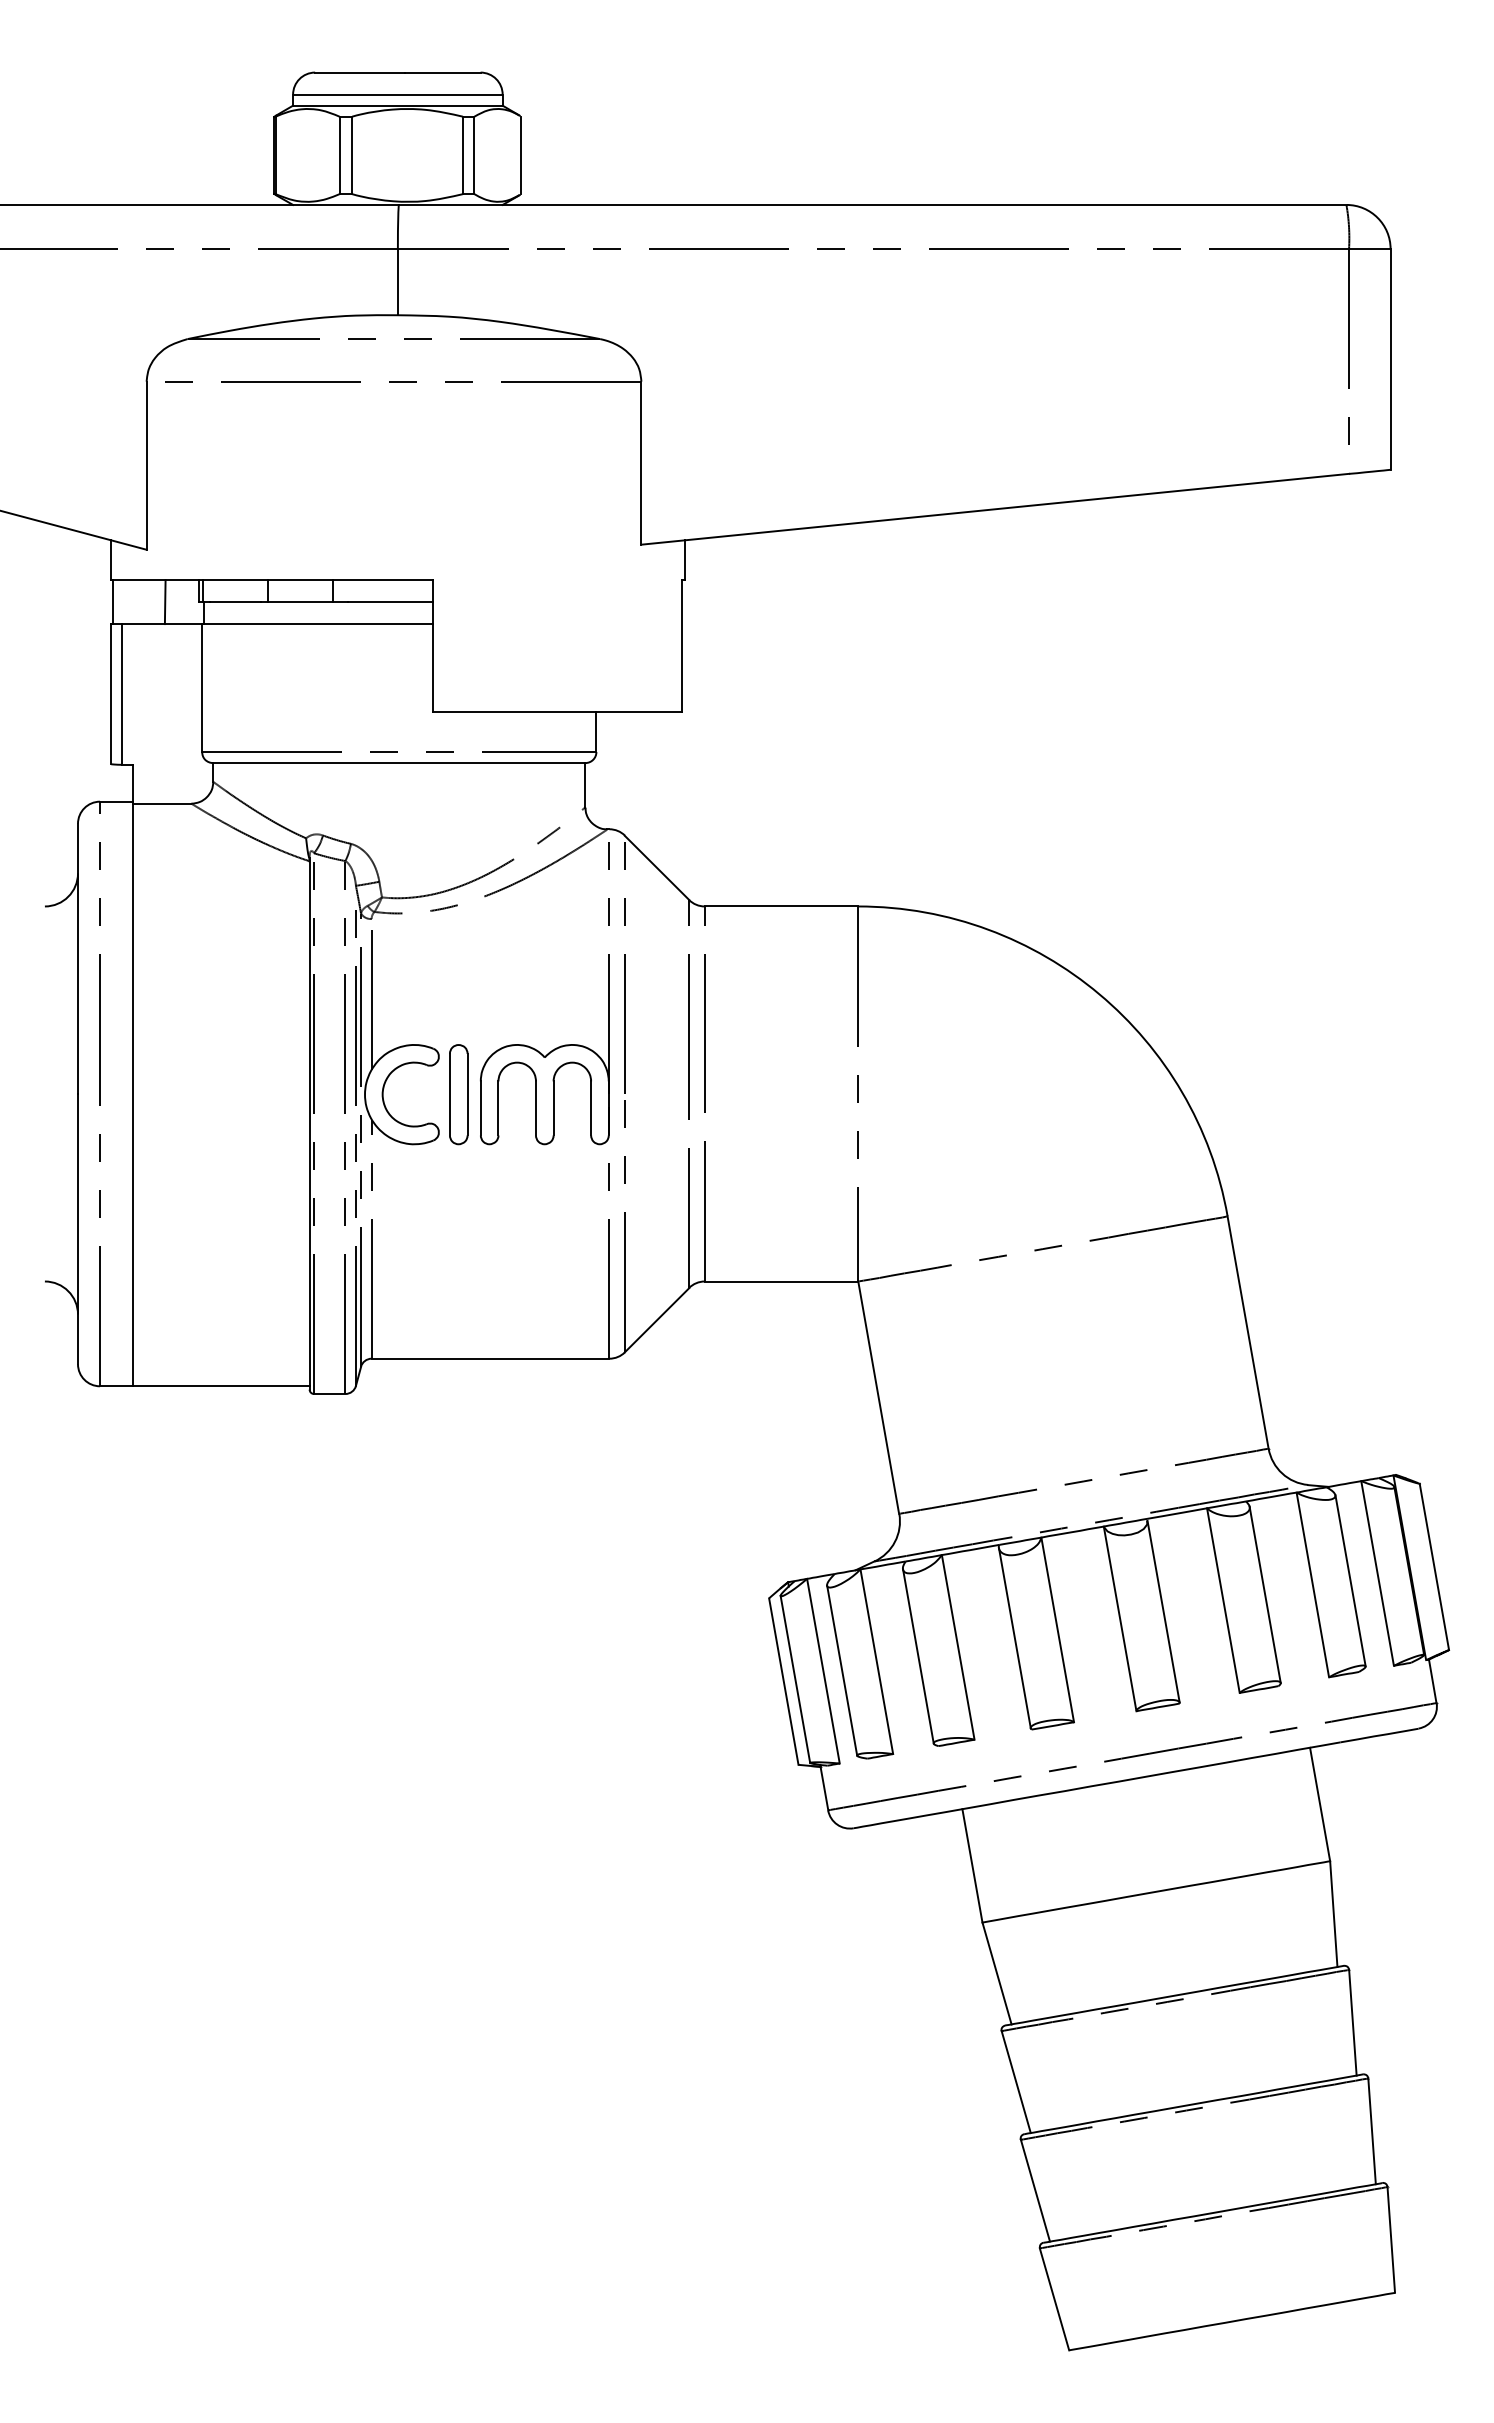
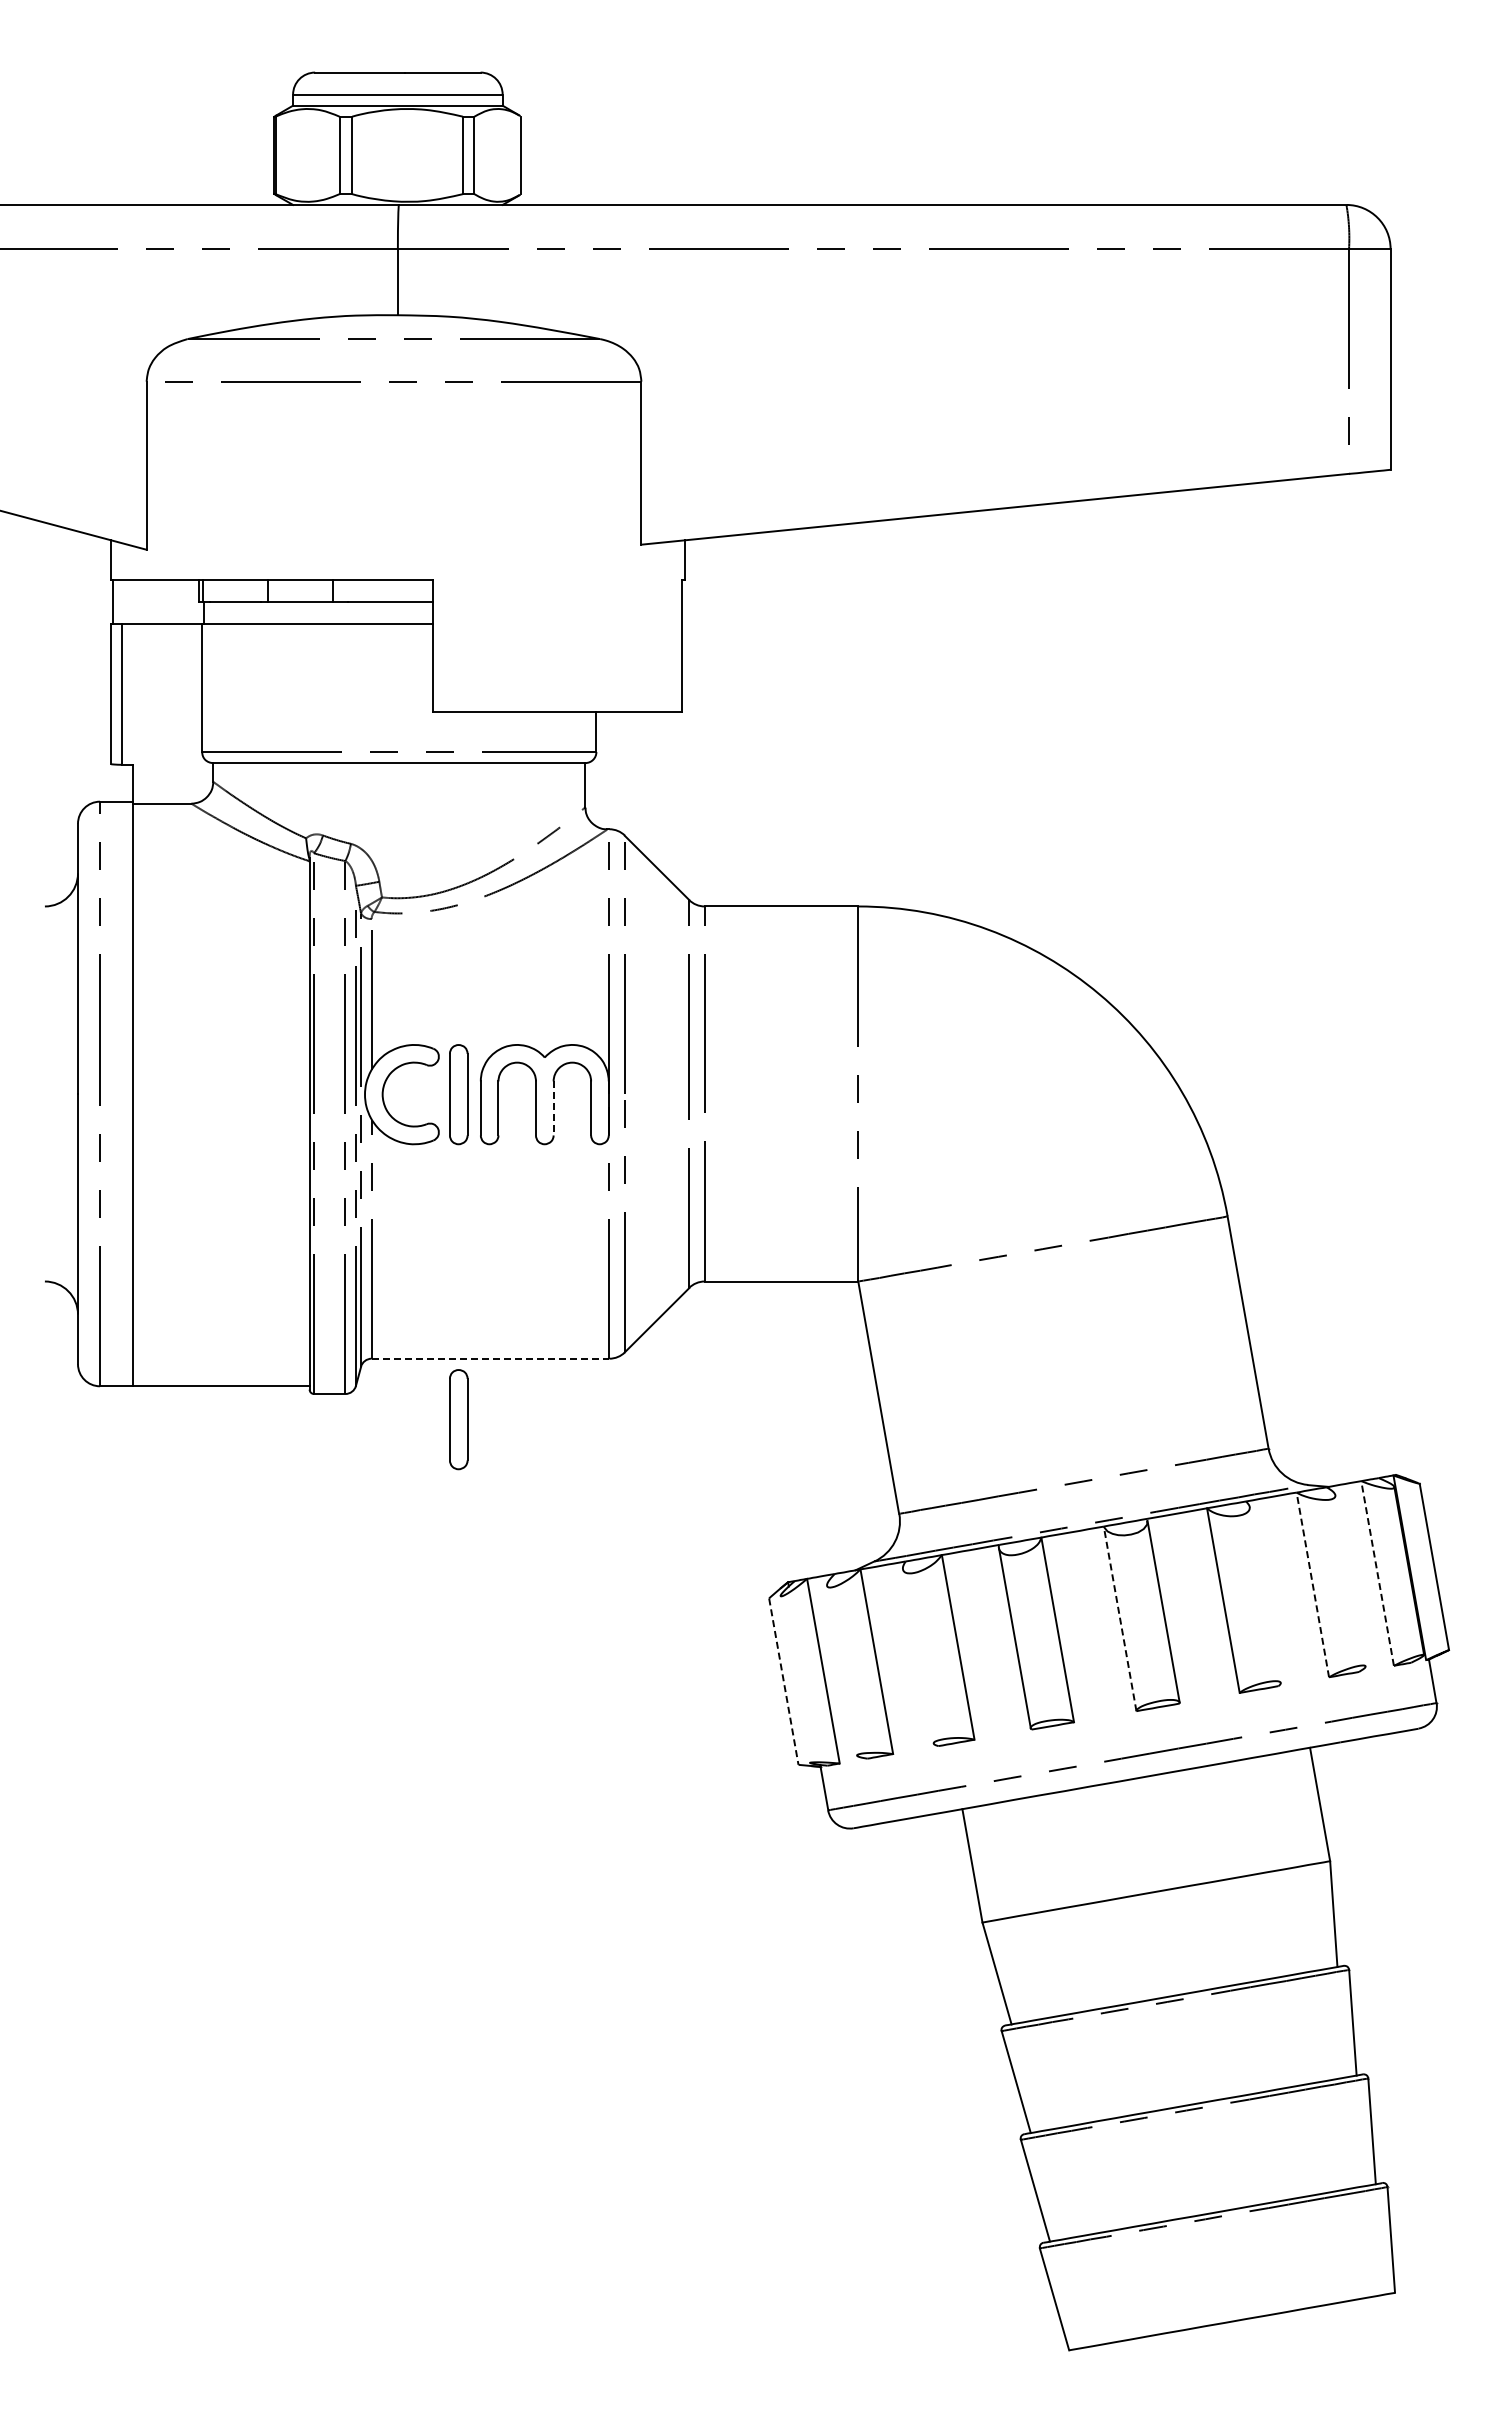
line: present -> none (164, 601)
line: solid -> dashed (553, 1108)
line: solid -> dashed (490, 1358)
part: none -> present (458, 1419)
line: solid -> dashed (1377, 1573)
line: present -> none (1350, 1580)
line: solid -> dashed (1312, 1584)
line: present -> none (1264, 1594)
line: solid -> dashed (1120, 1618)
line: present -> none (918, 1656)
line: present -> none (842, 1670)
line: present -> none (795, 1679)
line: solid -> dashed (783, 1682)
